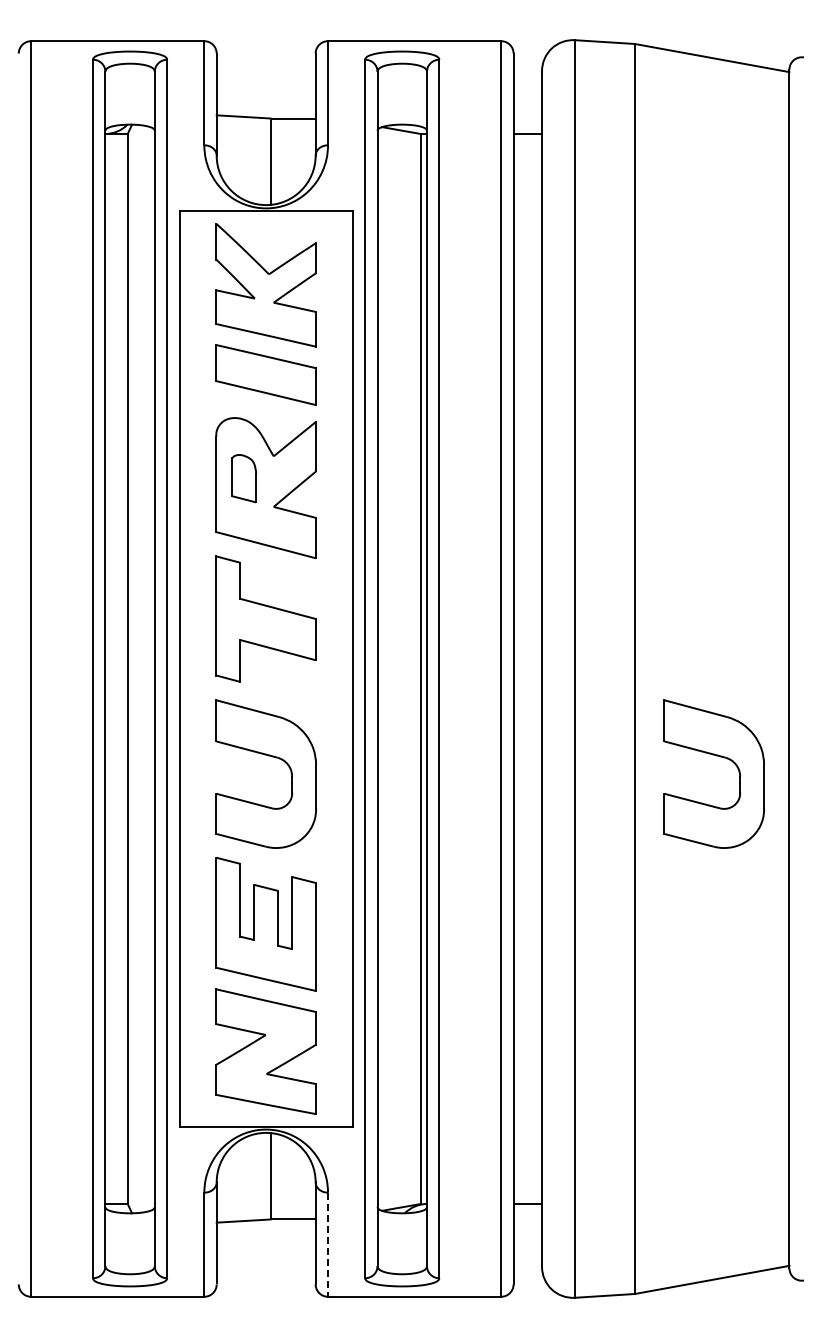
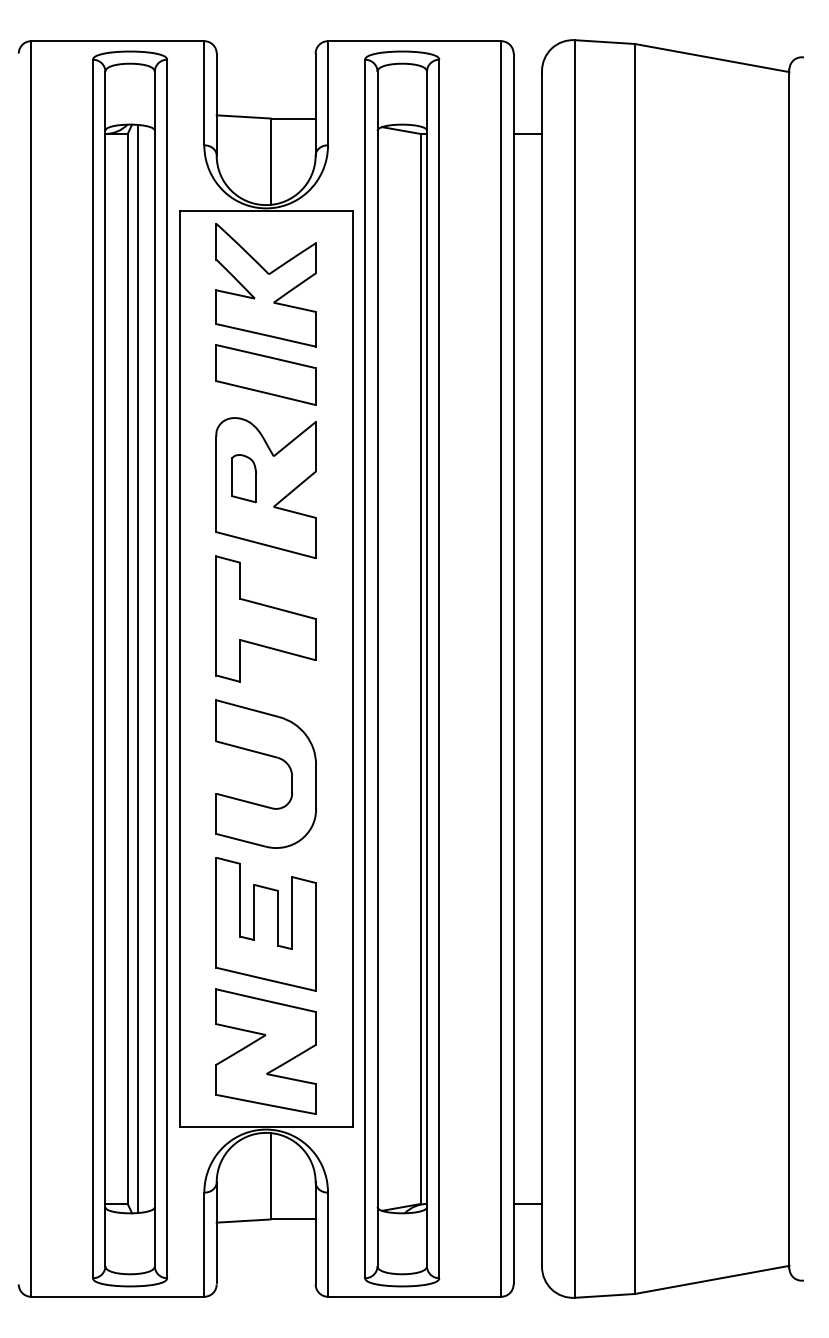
line: none -> present (137, 668)
part: present -> none (716, 756)
line: dashed -> solid (328, 1245)
